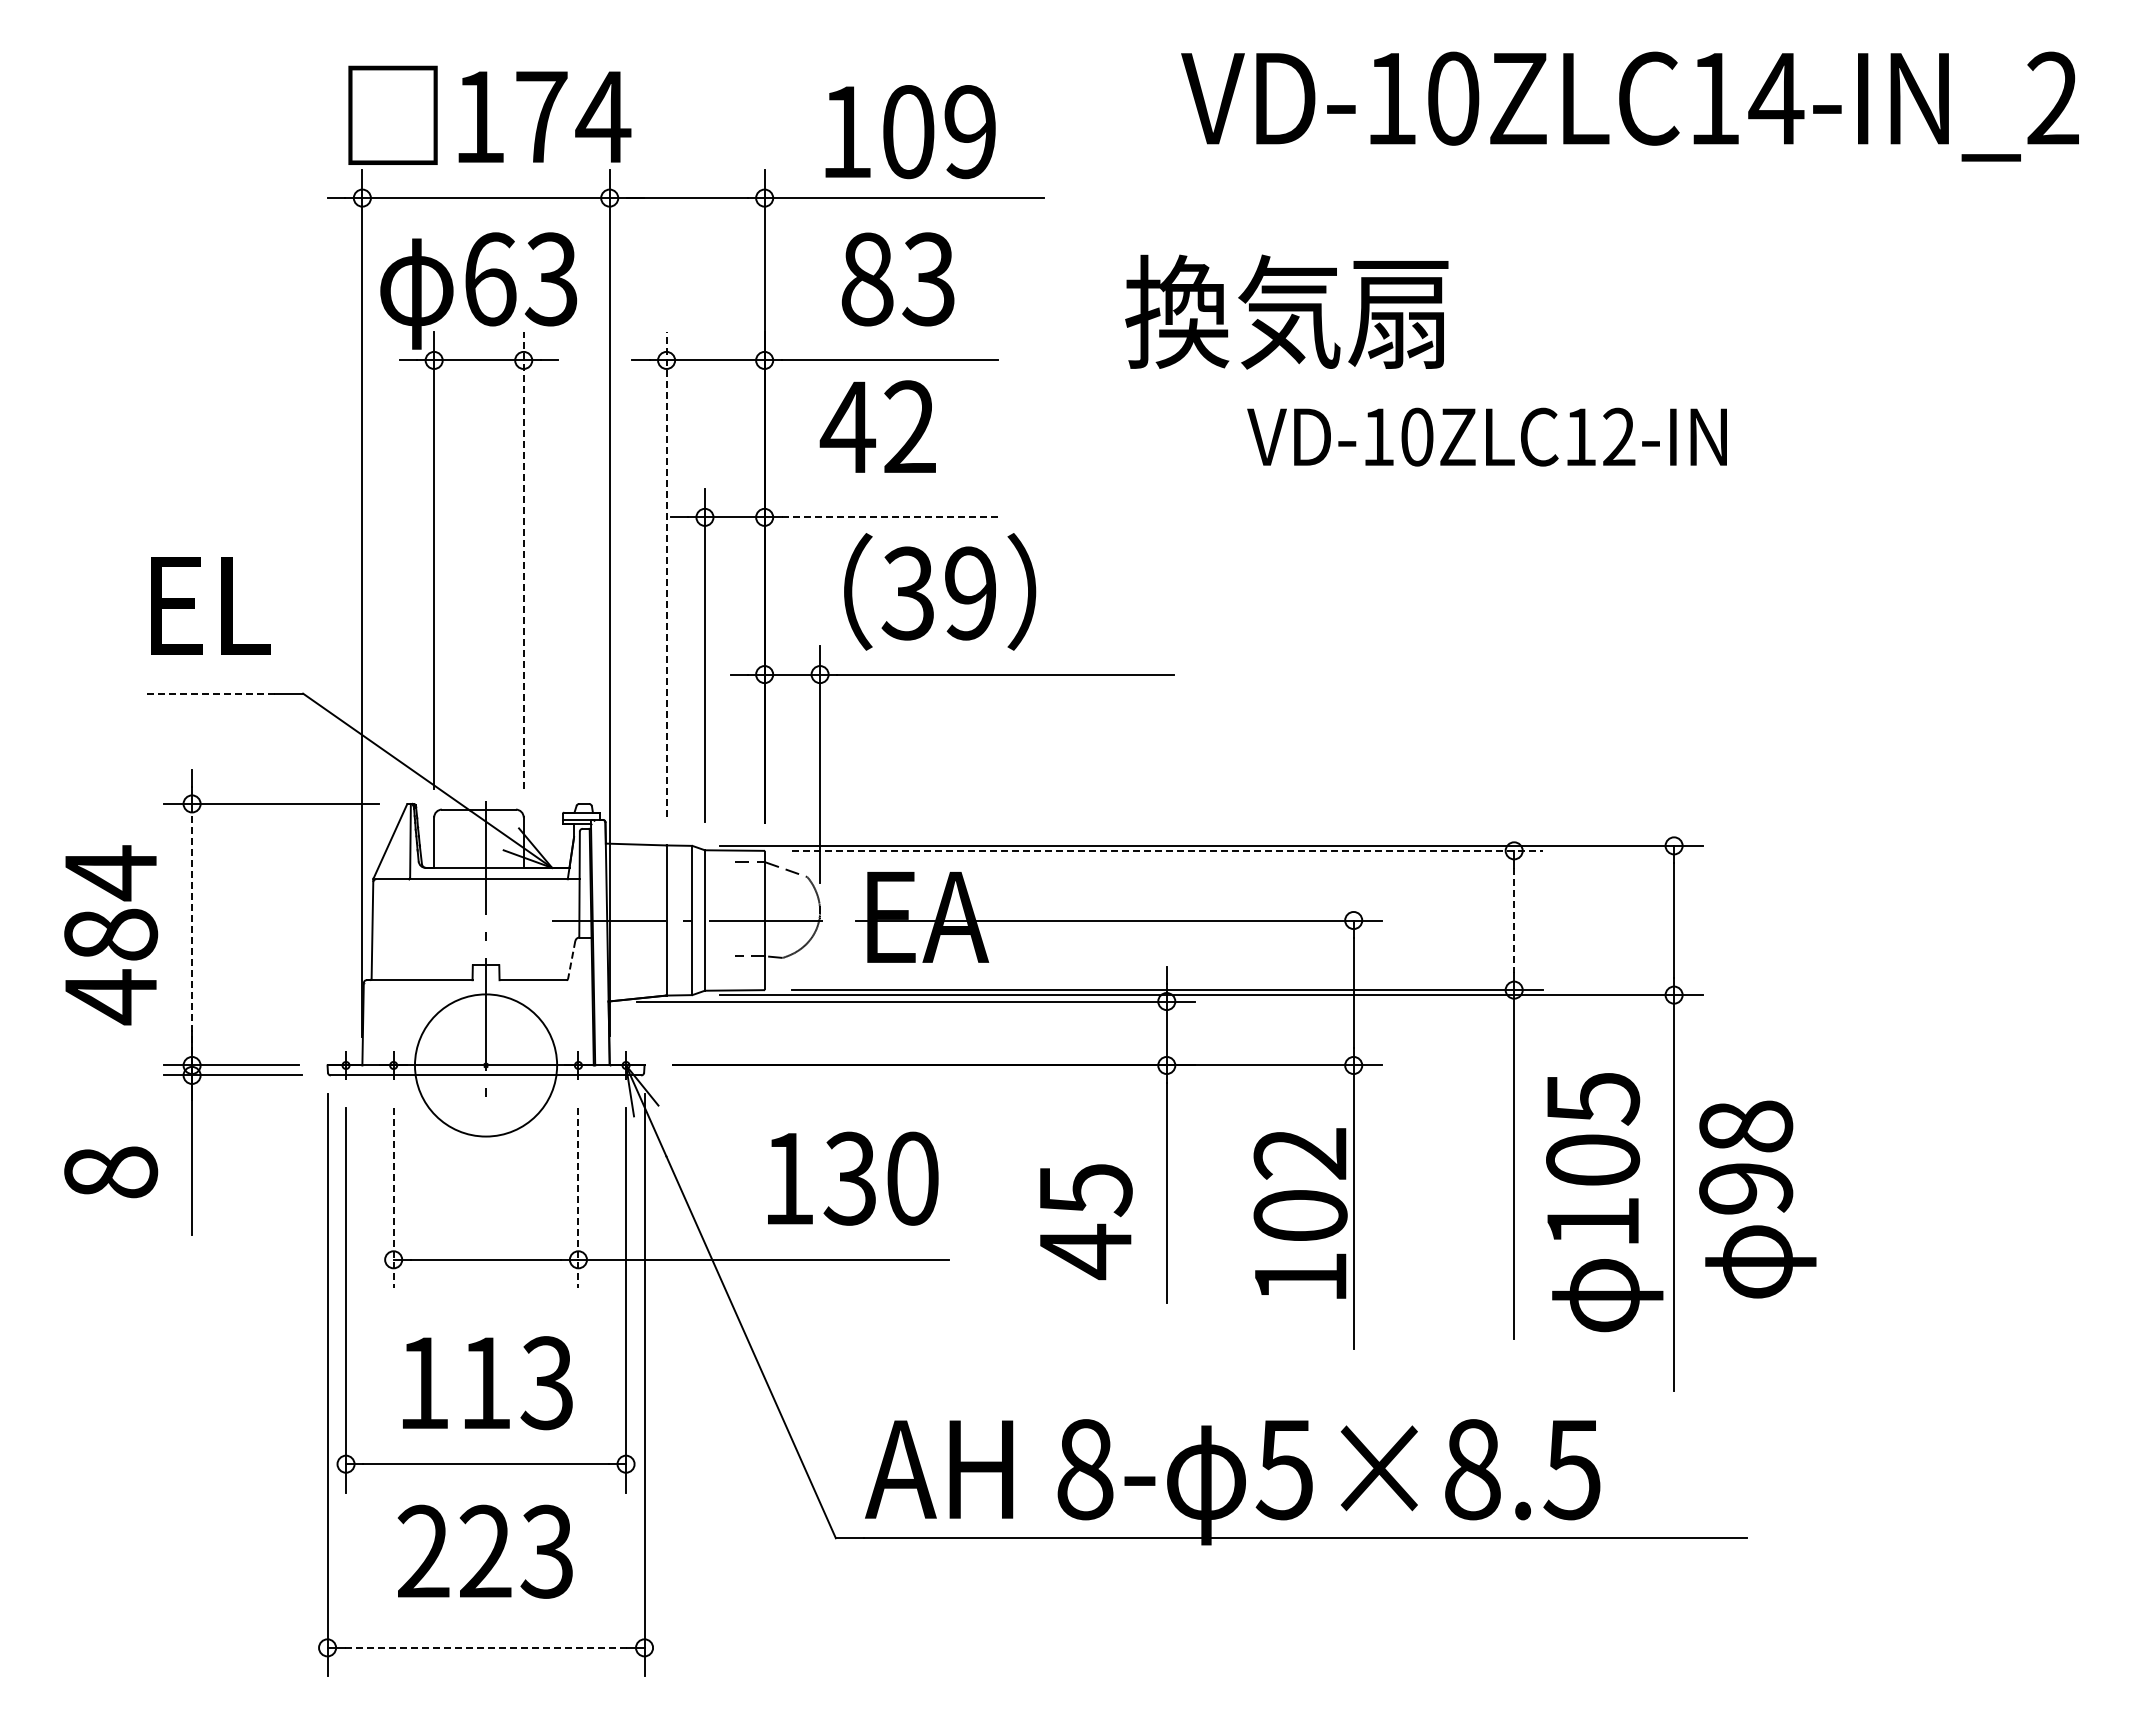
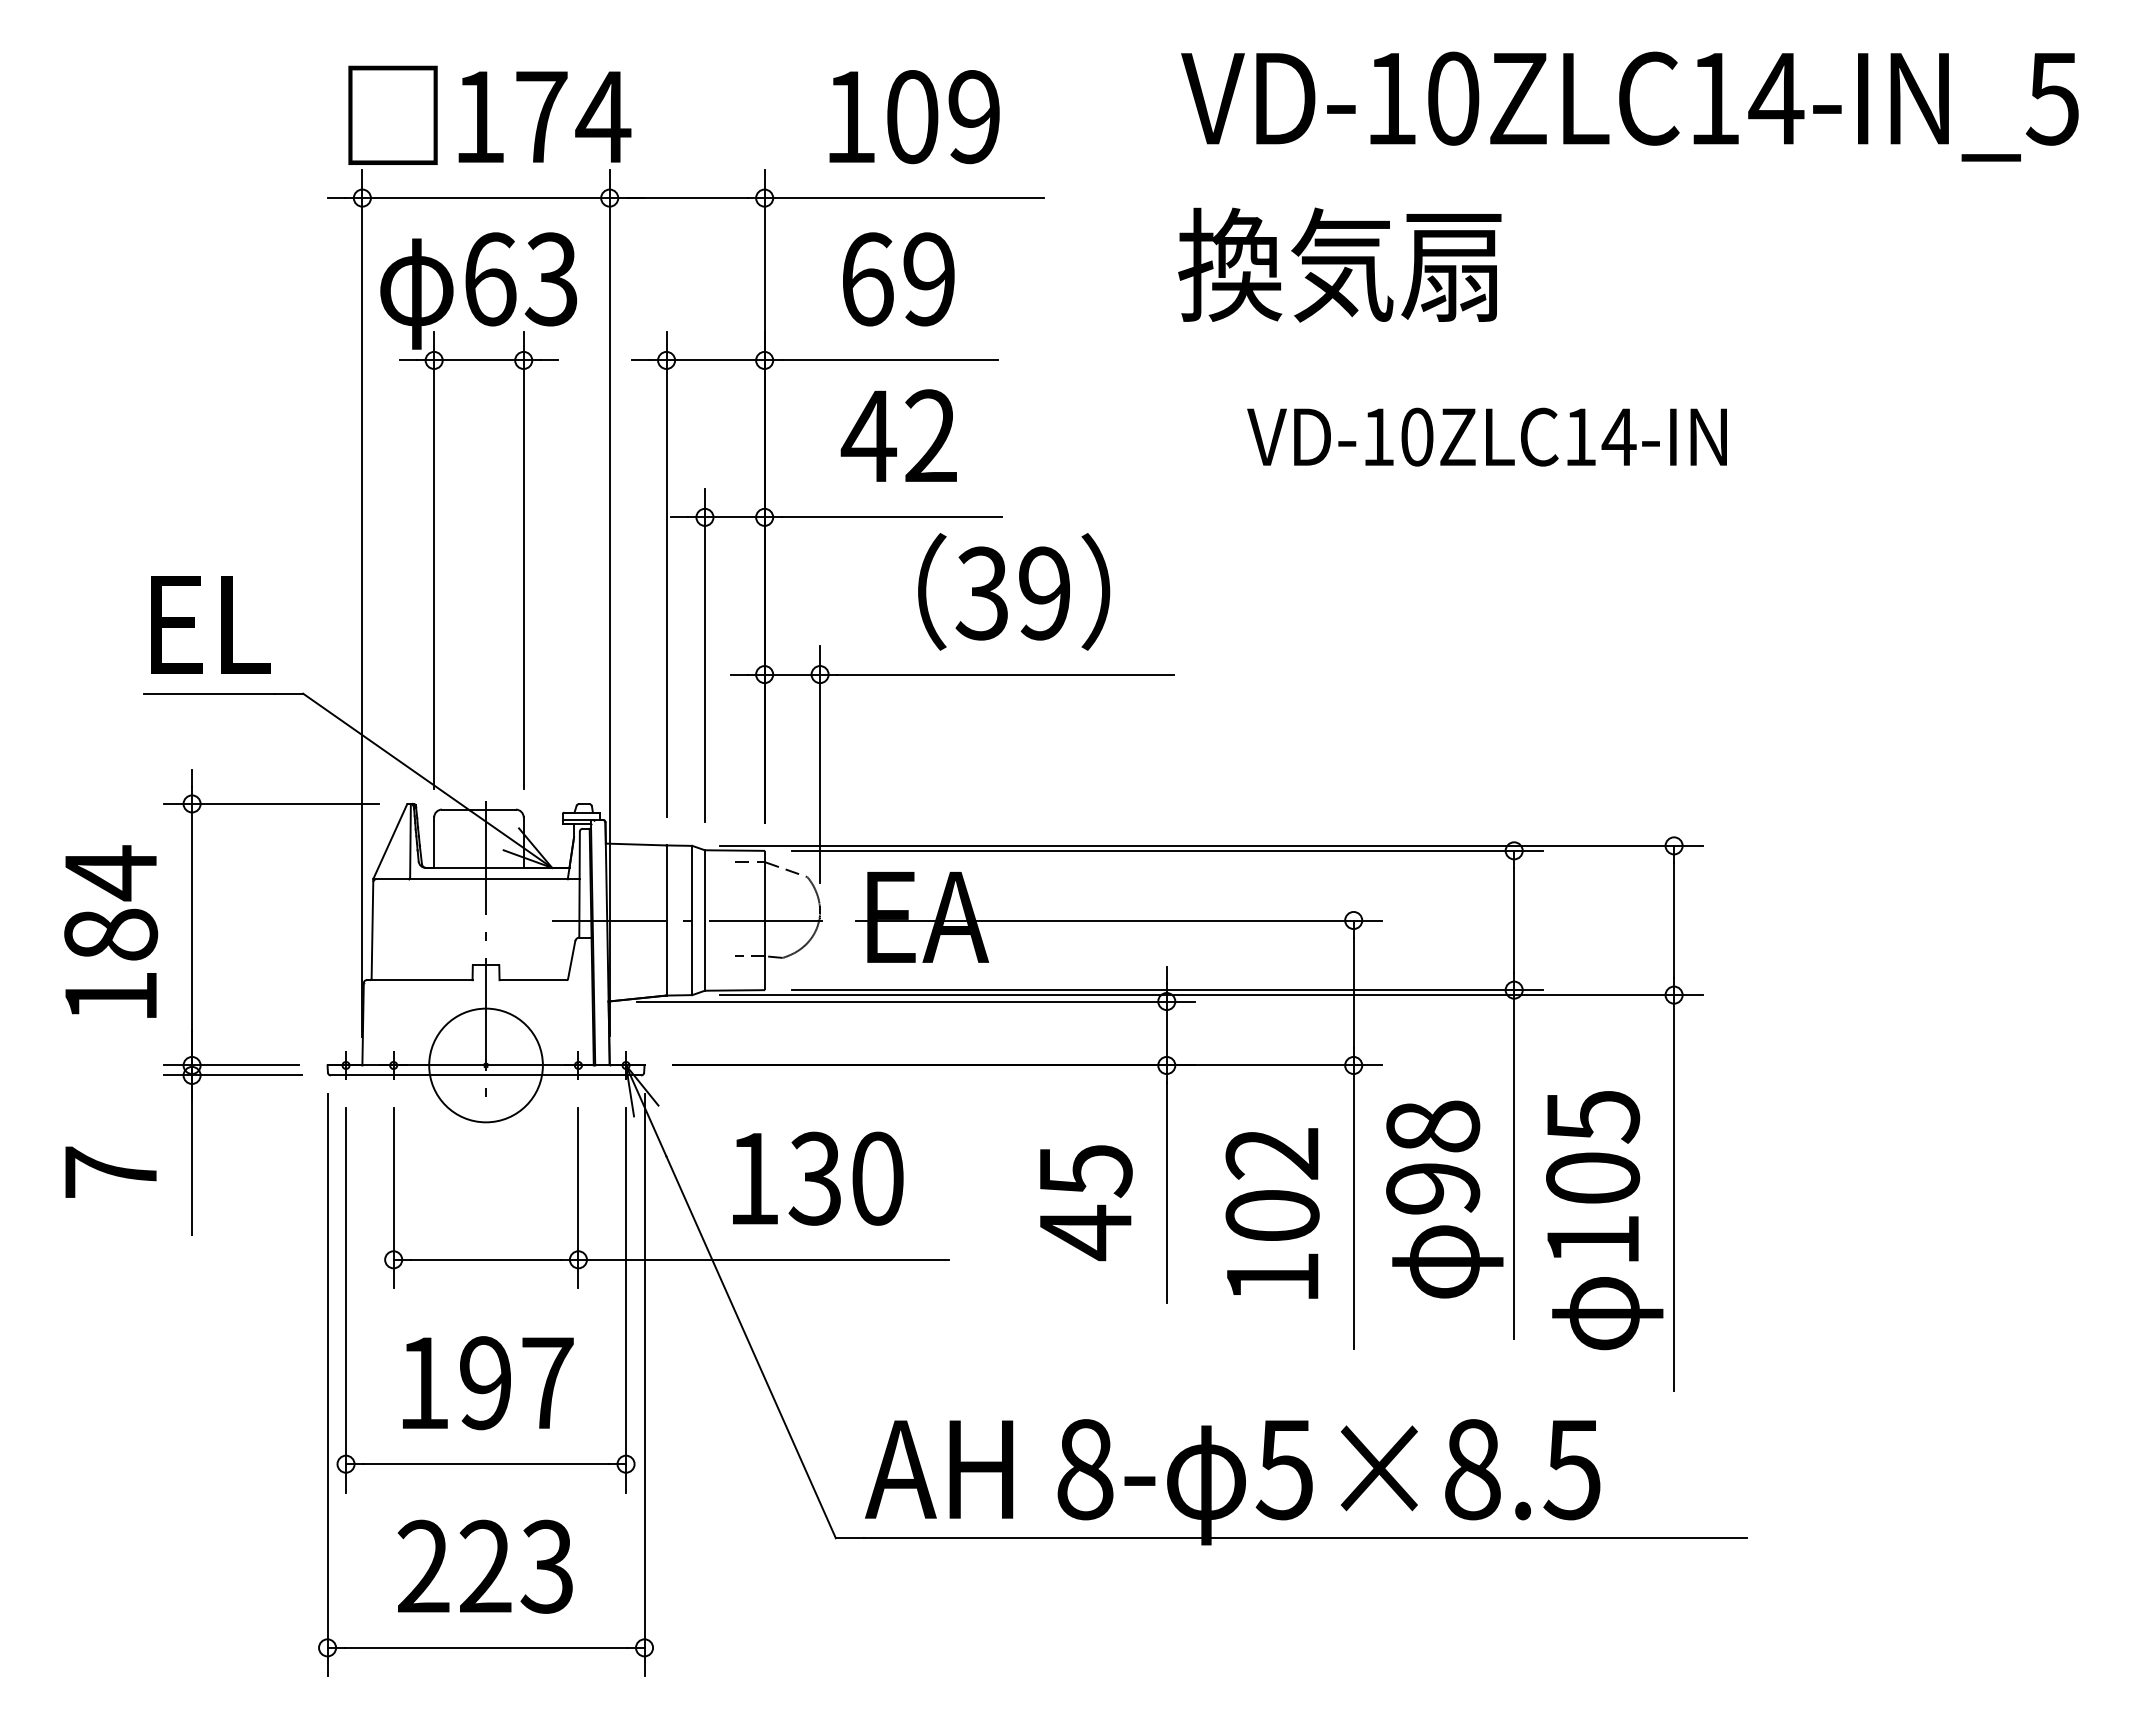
text: VD-10ZLC14-IN_2 -> VD-10ZLC14-IN_5 (2051, 98)
text position: (910, 132) -> (914, 117) (914, 117)
text: 83 -> 69 (897, 279)
text position: (1286, 311) -> (1339, 264) (1339, 264)
text position: (877, 426) -> (898, 435) (898, 435)
text: VD-10ZLC12-IN -> VD-10ZLC14-IN (1618, 436)
line: dashed -> solid (892, 517)
line: dashed -> solid (523, 560)
line: dashed -> solid (666, 574)
text position: (940, 591) -> (1014, 591) (1014, 591)
text position: (210, 605) -> (210, 624) (210, 624)
line: dashed -> solid (209, 693)
line: dashed -> solid (1168, 850)
line: dashed -> solid (1514, 920)
line: dashed -> solid (192, 934)
line: dashed -> solid (571, 960)
text: 484 -> 184 (110, 997)
circle diameter: 142 px -> 114 px (485, 1065)
text: 8 -> 7 (111, 1172)
text position: (853, 1178) -> (818, 1178) (818, 1178)
line: dashed -> solid (393, 1198)
line: dashed -> solid (578, 1198)
text position: (1757, 1199) -> (1444, 1199) (1444, 1199)
text position: (1604, 1202) -> (1604, 1220) (1604, 1220)
text position: (1300, 1213) -> (1272, 1213) (1272, 1213)
text position: (1086, 1222) -> (1086, 1203) (1086, 1203)
text: 113 -> 197 (516, 1383)
text position: (484, 1551) -> (484, 1566) (484, 1566)
line: dashed -> solid (486, 1647)
